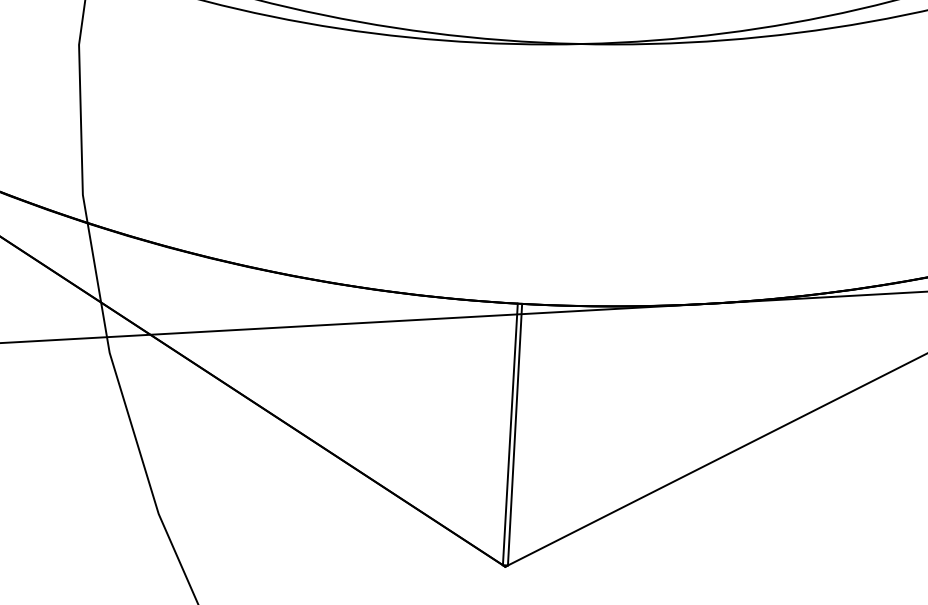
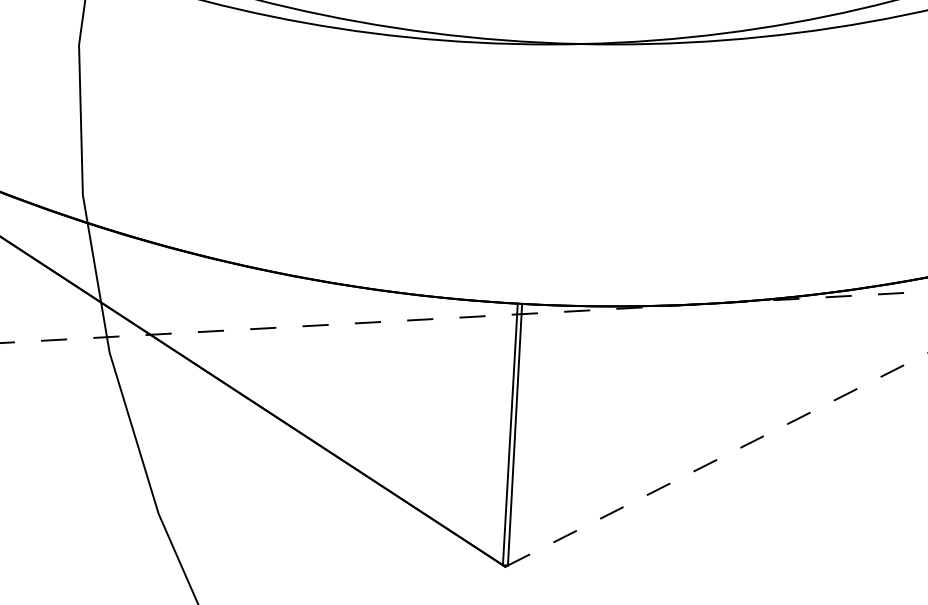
line: solid -> dashed (464, 317)
line: solid -> dashed (715, 460)
